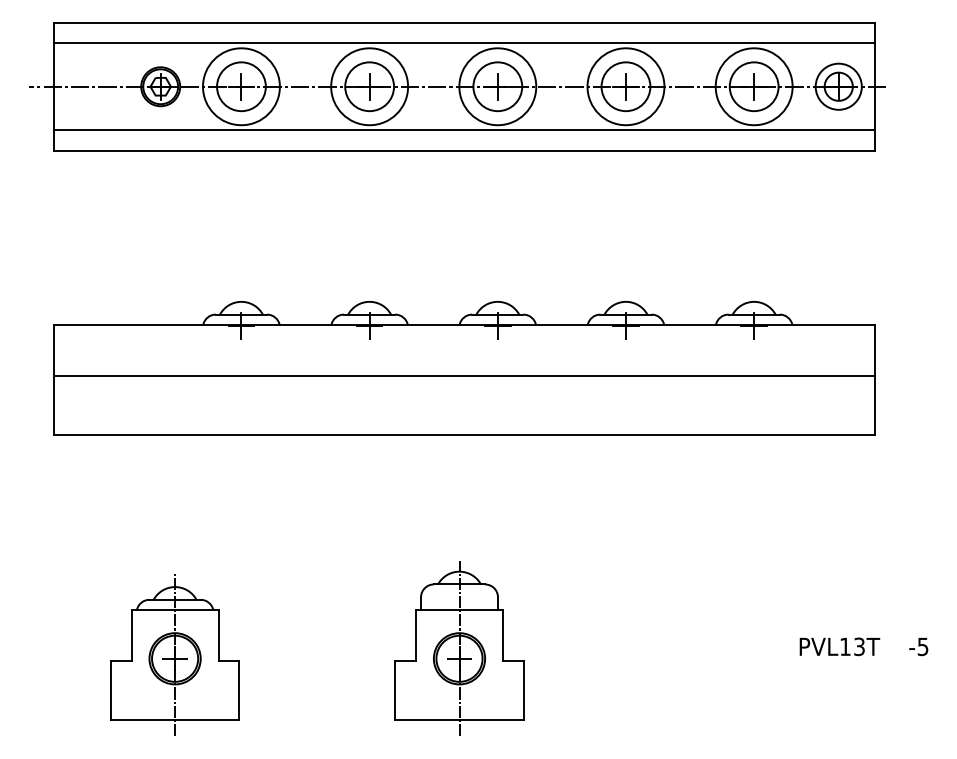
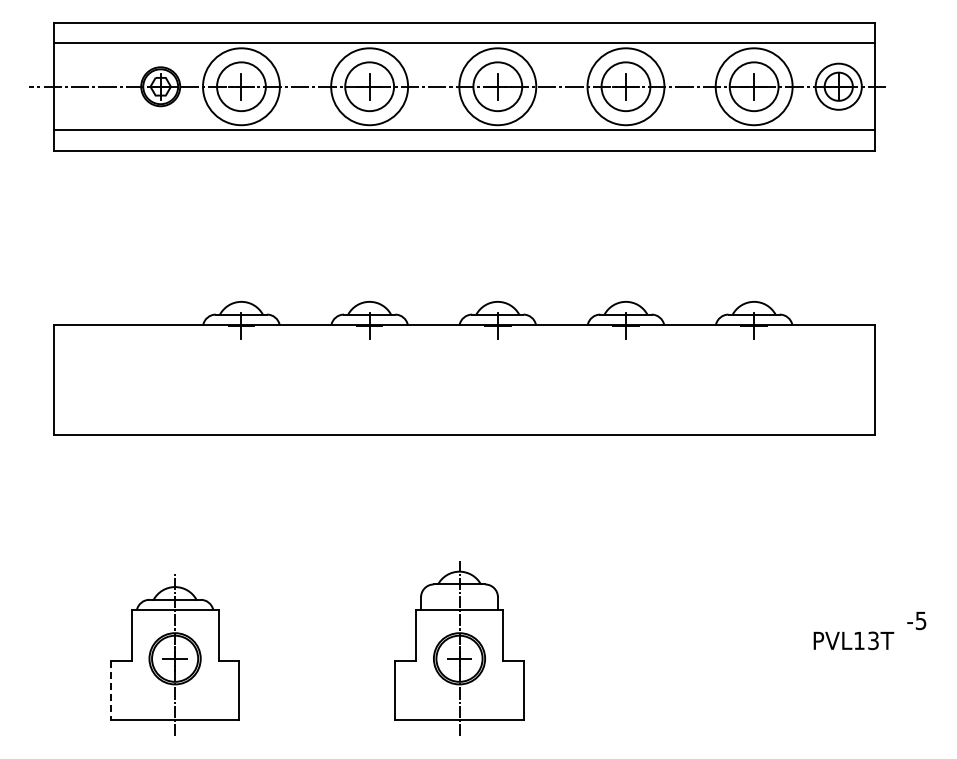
line: present -> none (464, 376)
text position: (839, 646) -> (853, 640) (853, 640)
text position: (918, 647) -> (916, 621) (916, 621)
line: solid -> dashed (111, 691)
